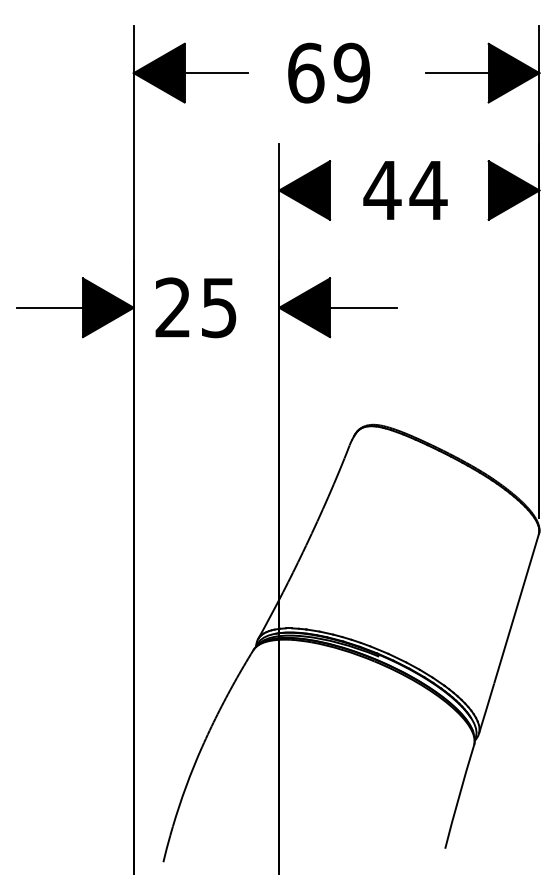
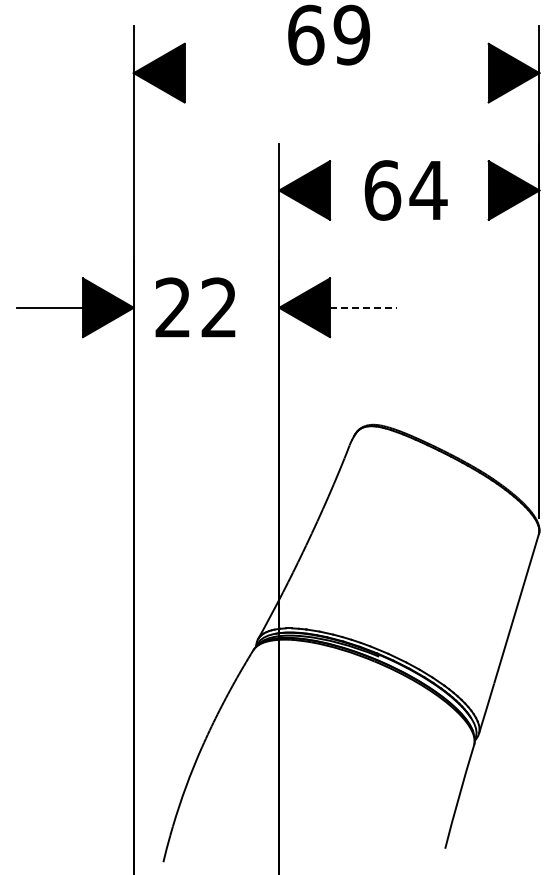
text position: (329, 72) -> (329, 34) (329, 34)
line: present -> none (215, 73)
line: present -> none (456, 73)
text: 44 -> 64 (382, 190)
text: 25 -> 22 (218, 307)
line: solid -> dashed (363, 307)
